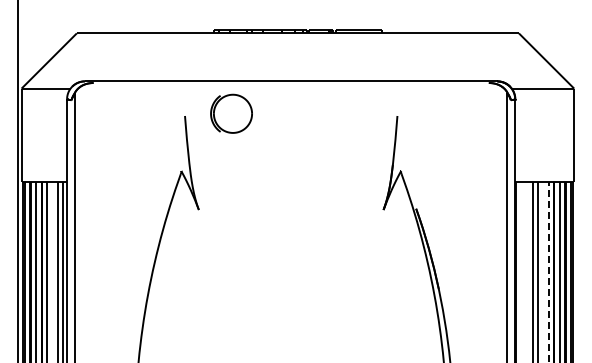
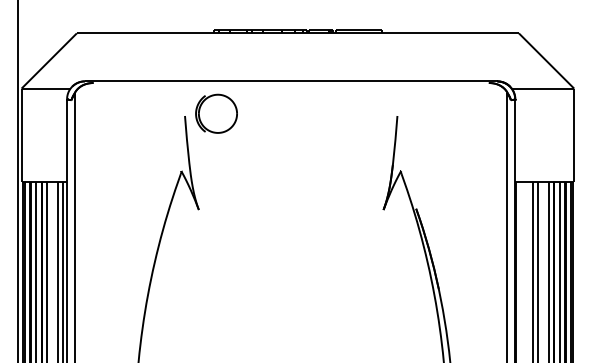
part position: (231, 113) -> (216, 113) (216, 113)
line: dashed -> solid (548, 272)
